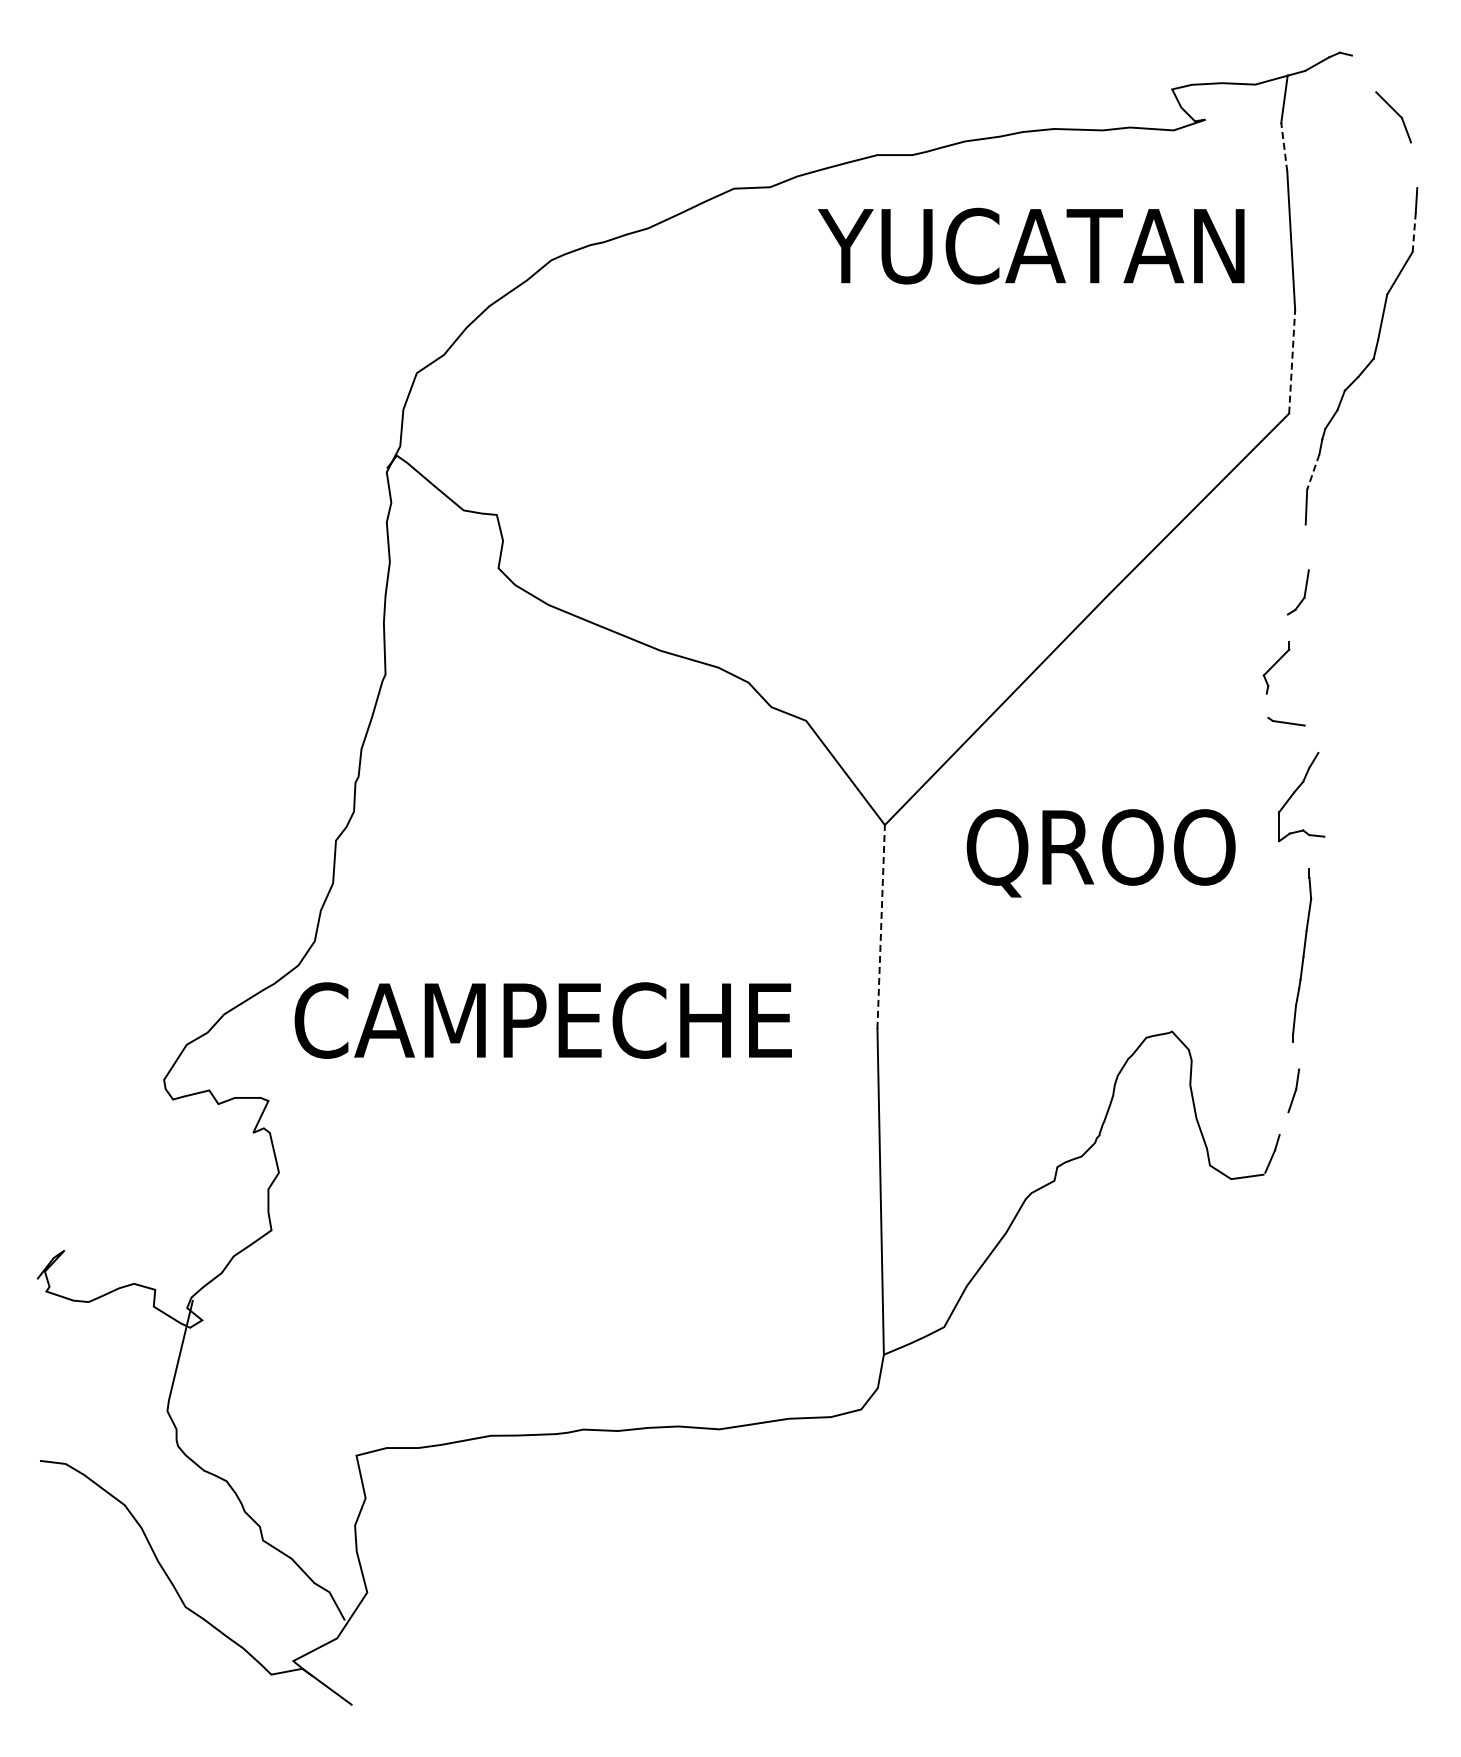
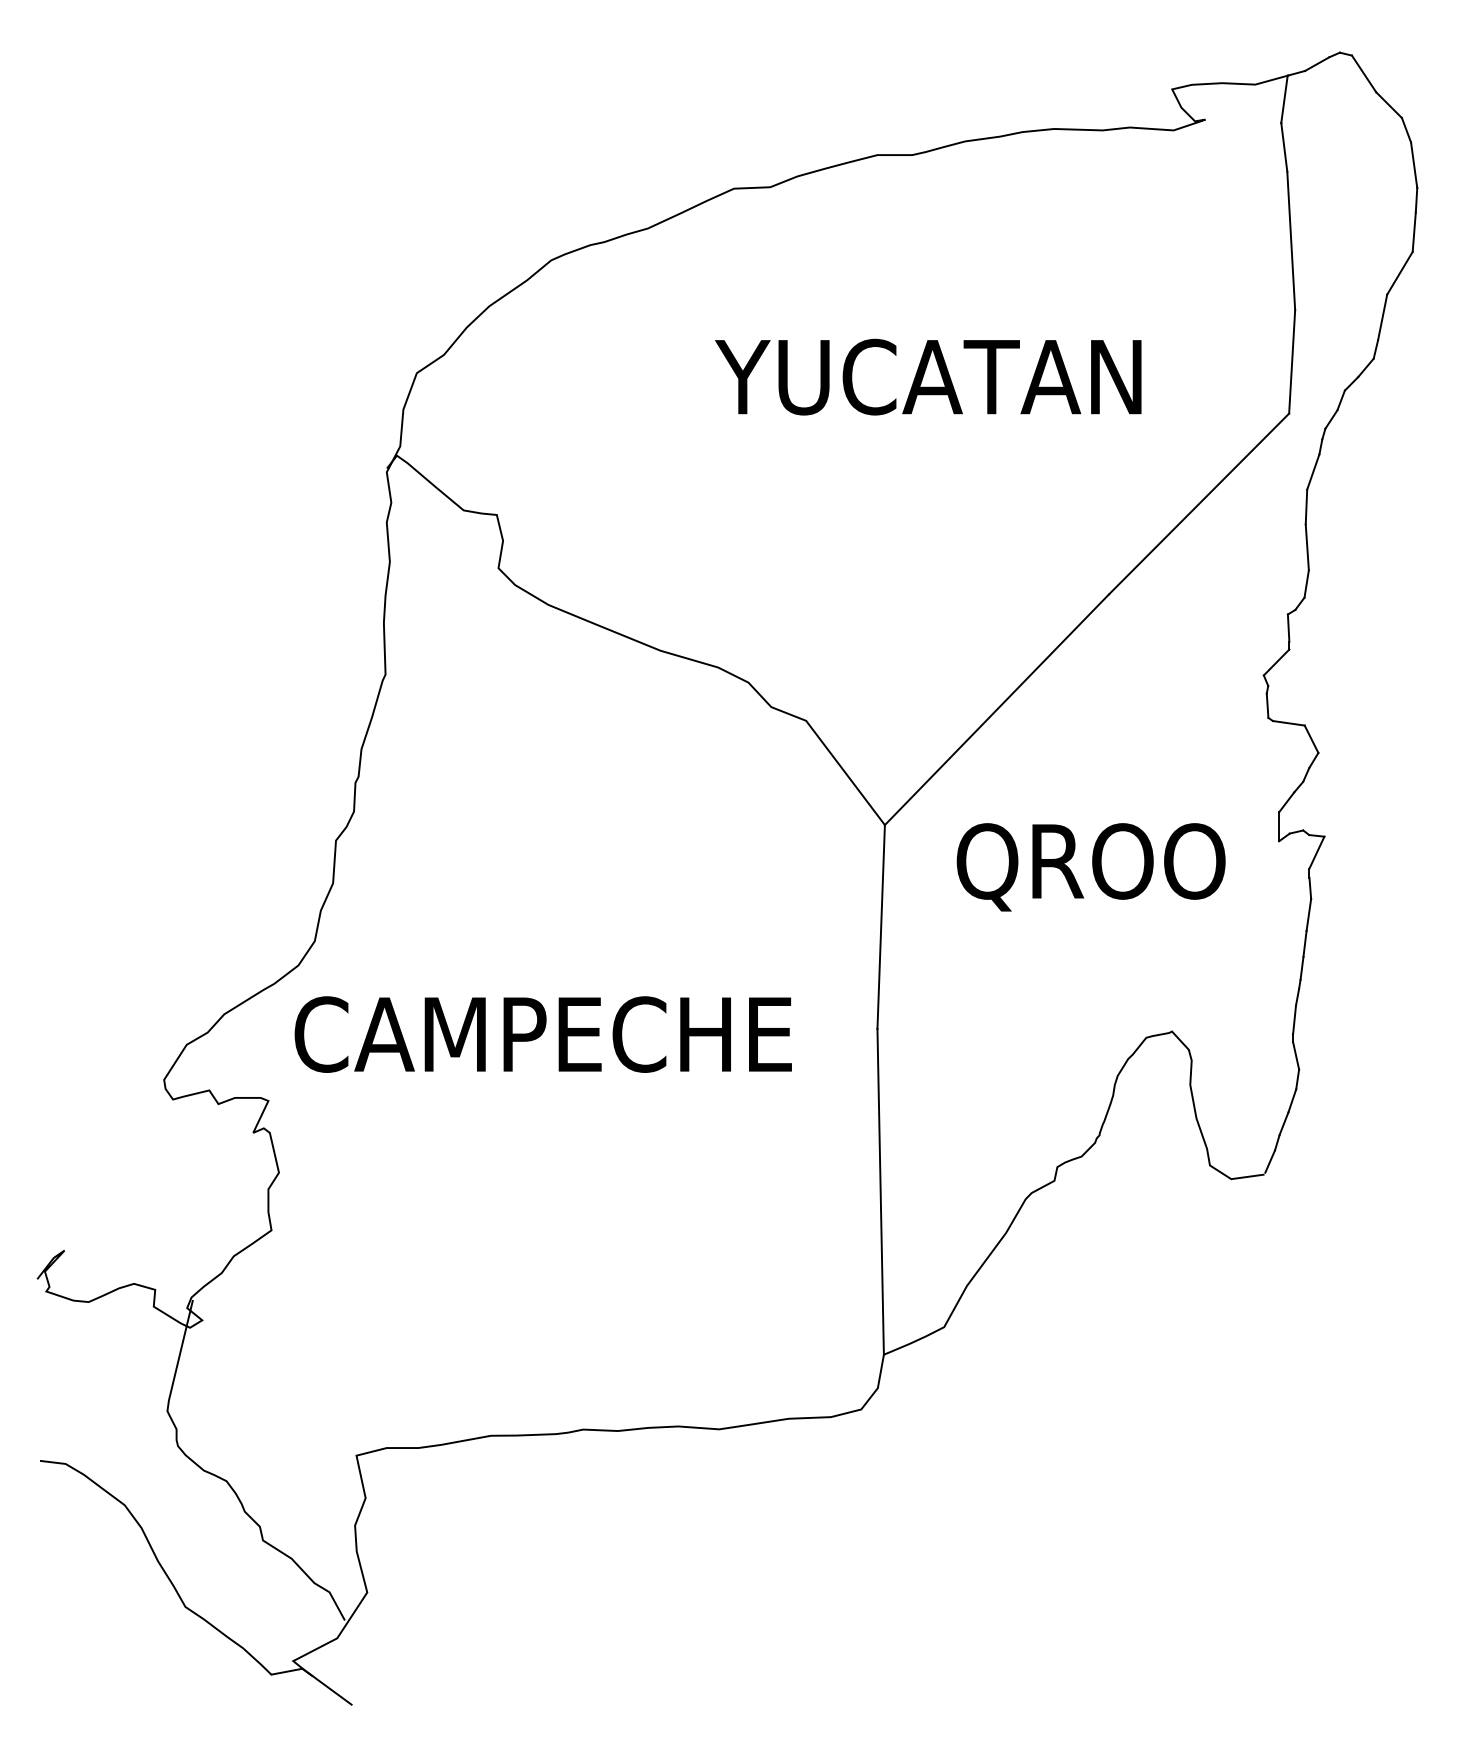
line: none -> present (1363, 73)
line: dashed -> solid (1284, 147)
line: none -> present (1414, 165)
line: dashed -> solid (1414, 232)
text position: (1031, 245) -> (928, 376) (928, 376)
line: dashed -> solid (1292, 361)
line: dashed -> solid (1313, 472)
line: none -> present (1306, 547)
line: none -> present (1288, 627)
line: none -> present (1267, 705)
line: none -> present (1311, 738)
line: none -> present (1316, 852)
text position: (1100, 853) -> (1090, 867) (1090, 867)
line: dashed -> solid (881, 926)
text position: (542, 1020) -> (542, 1034) (542, 1034)
line: none -> present (1296, 1055)
line: none -> present (1283, 1123)
